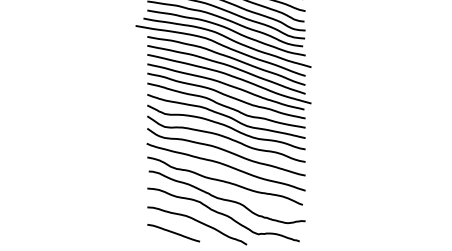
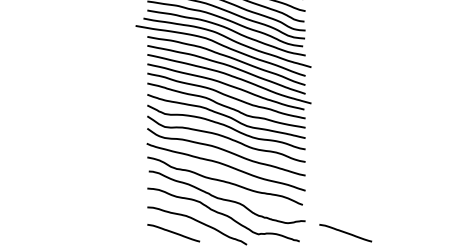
line: none -> present (345, 233)
